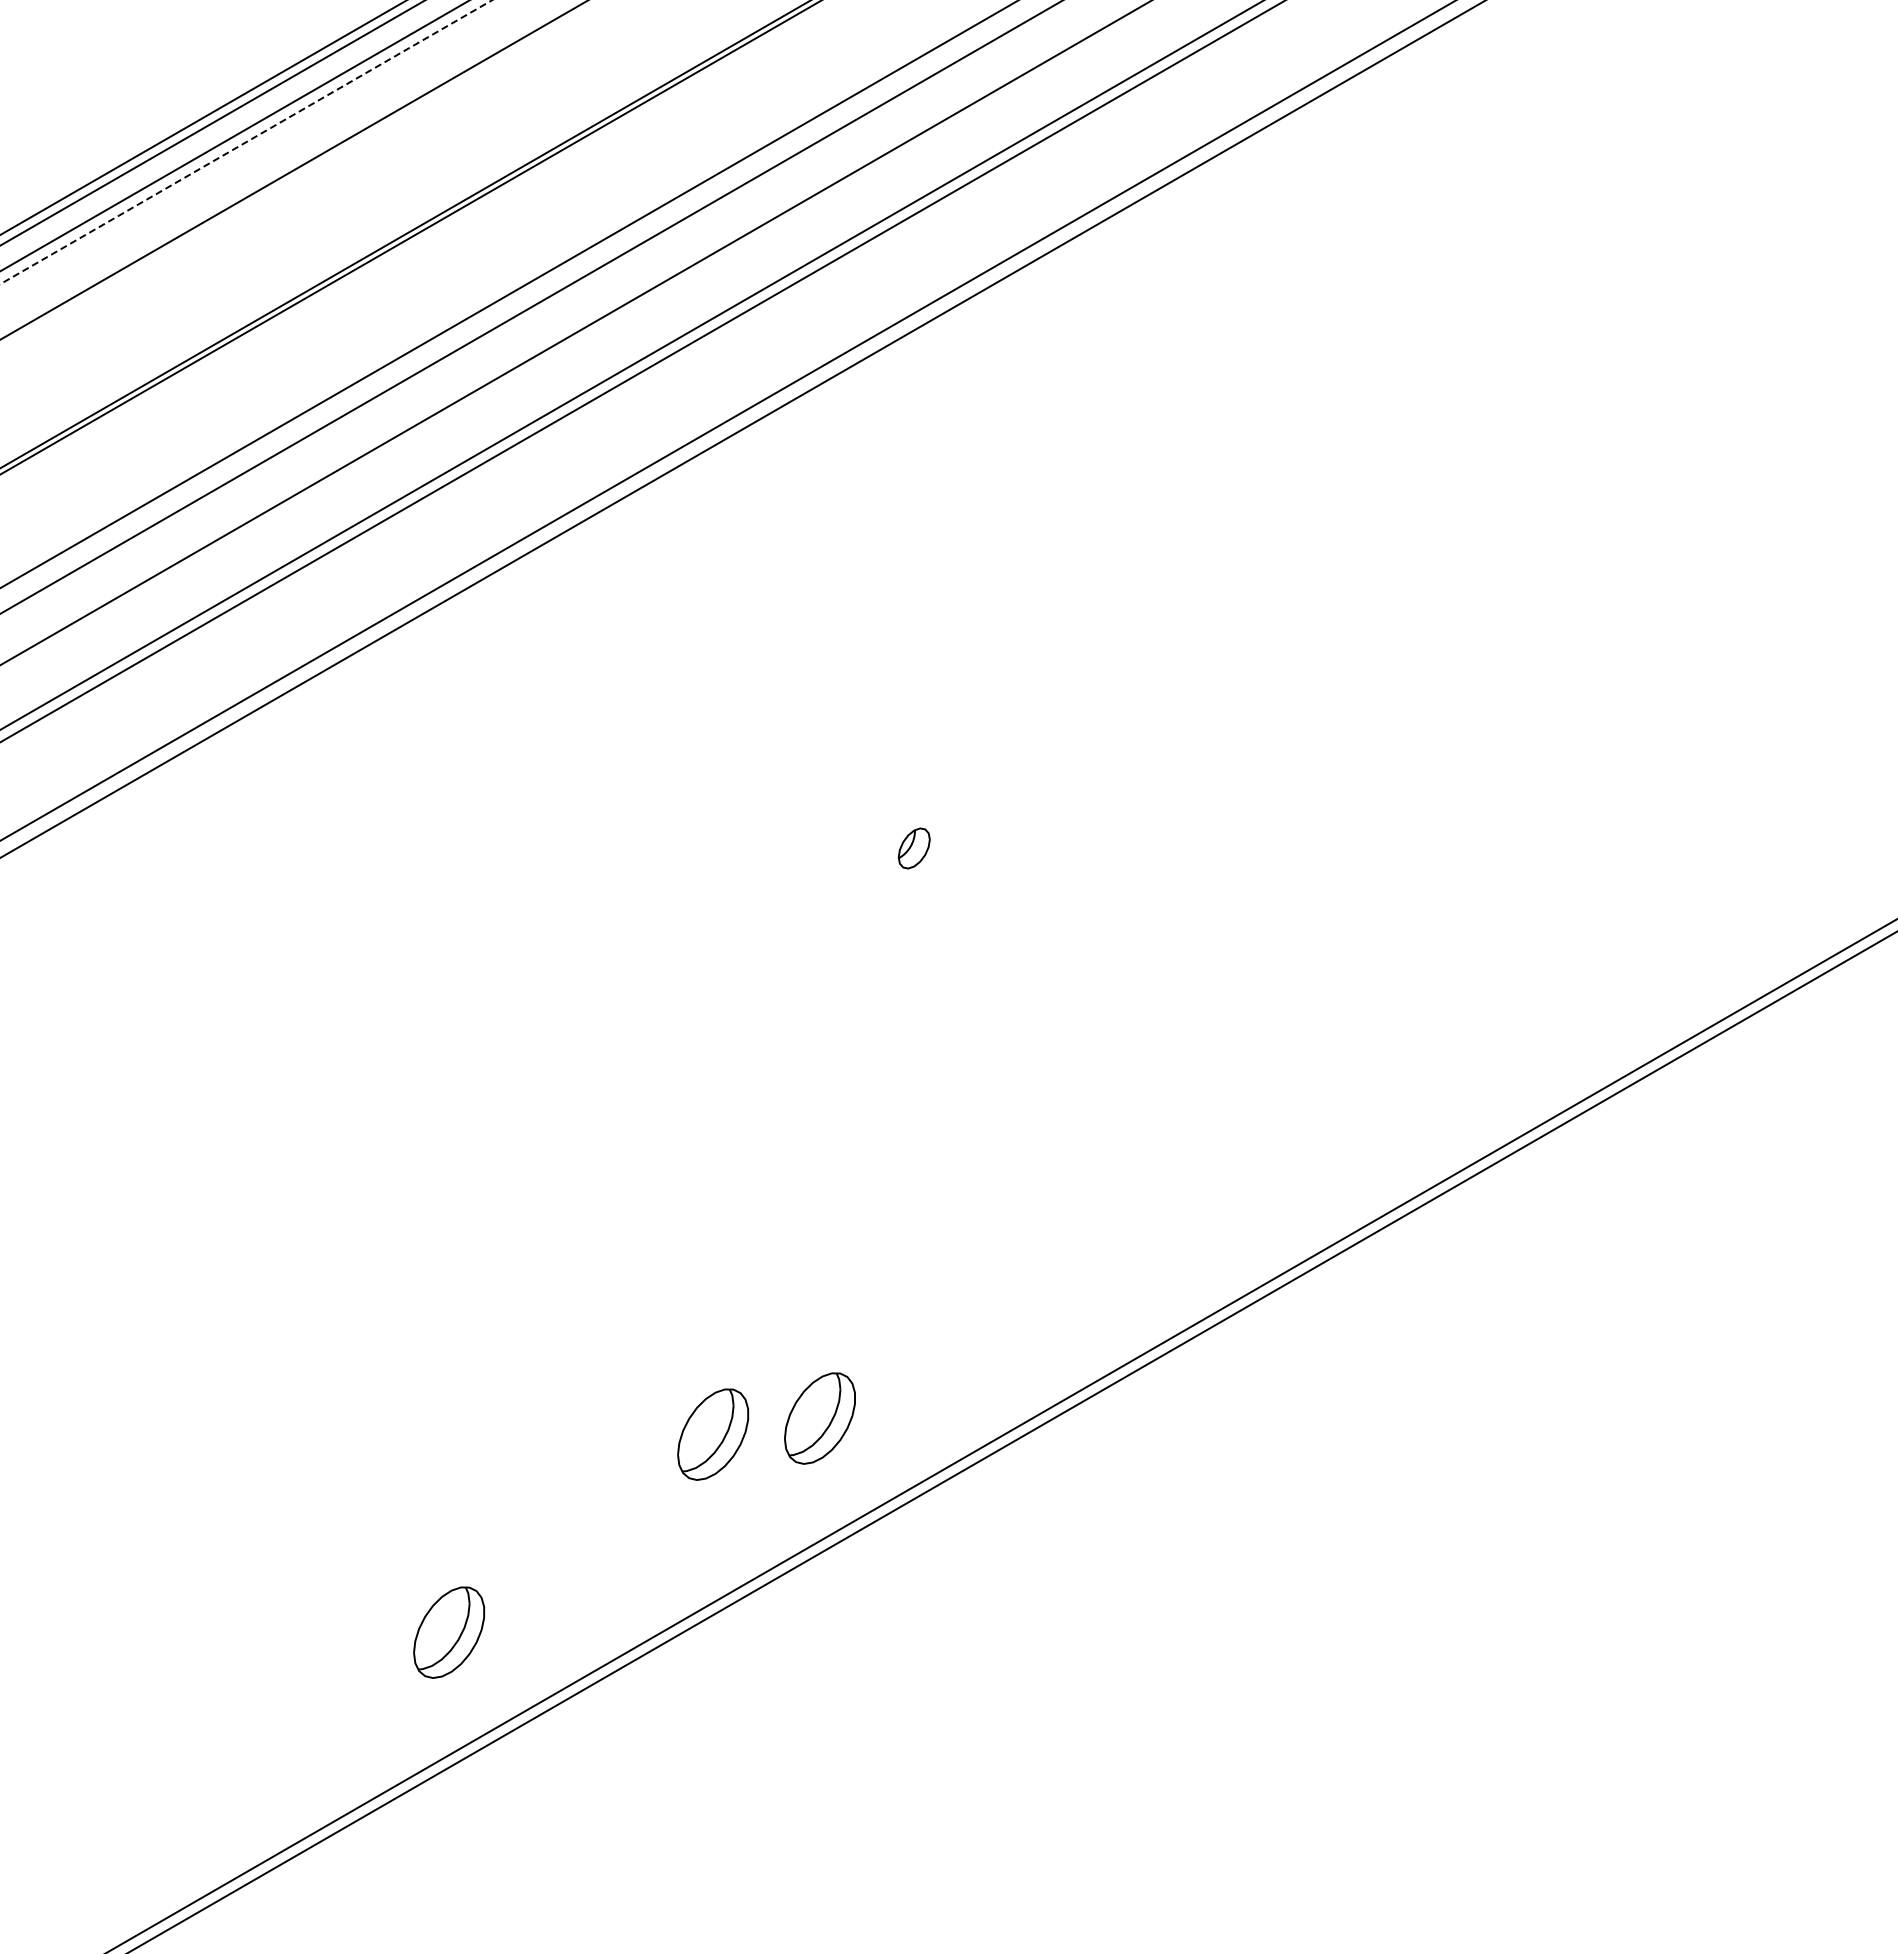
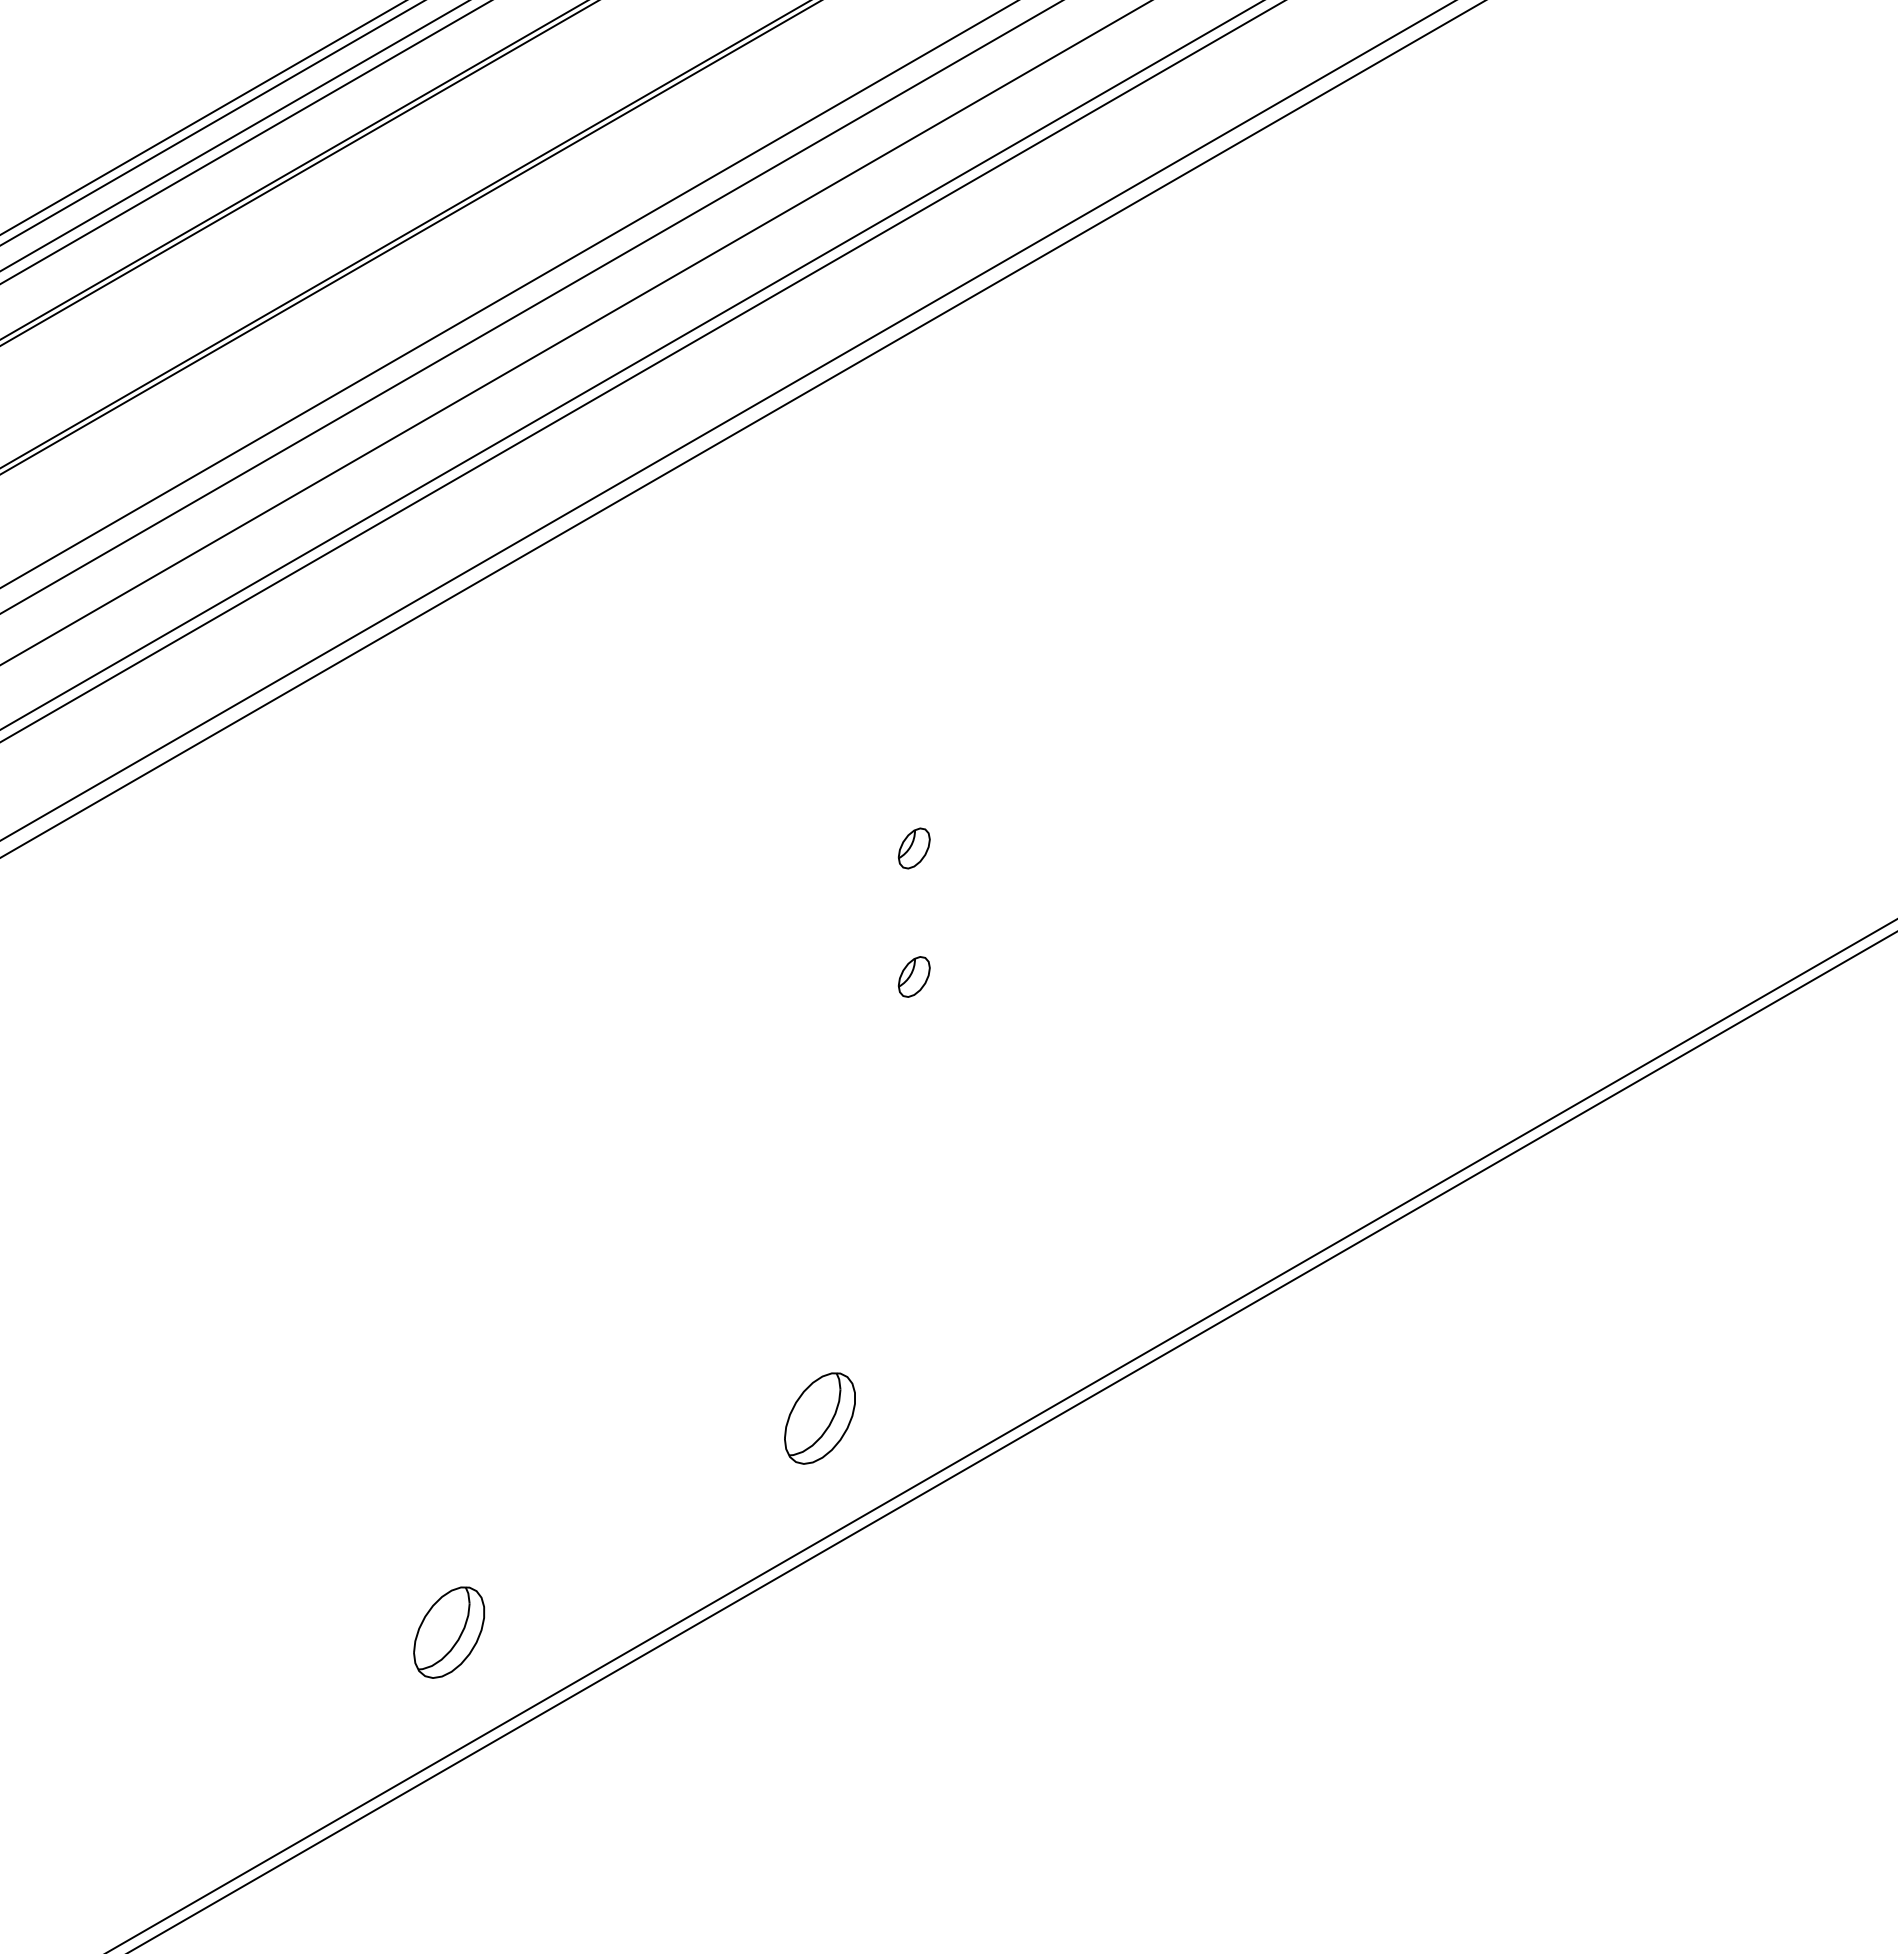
line: dashed -> solid (246, 142)
line: none -> present (298, 173)
part: none -> present (913, 976)
part: present -> none (713, 1434)
